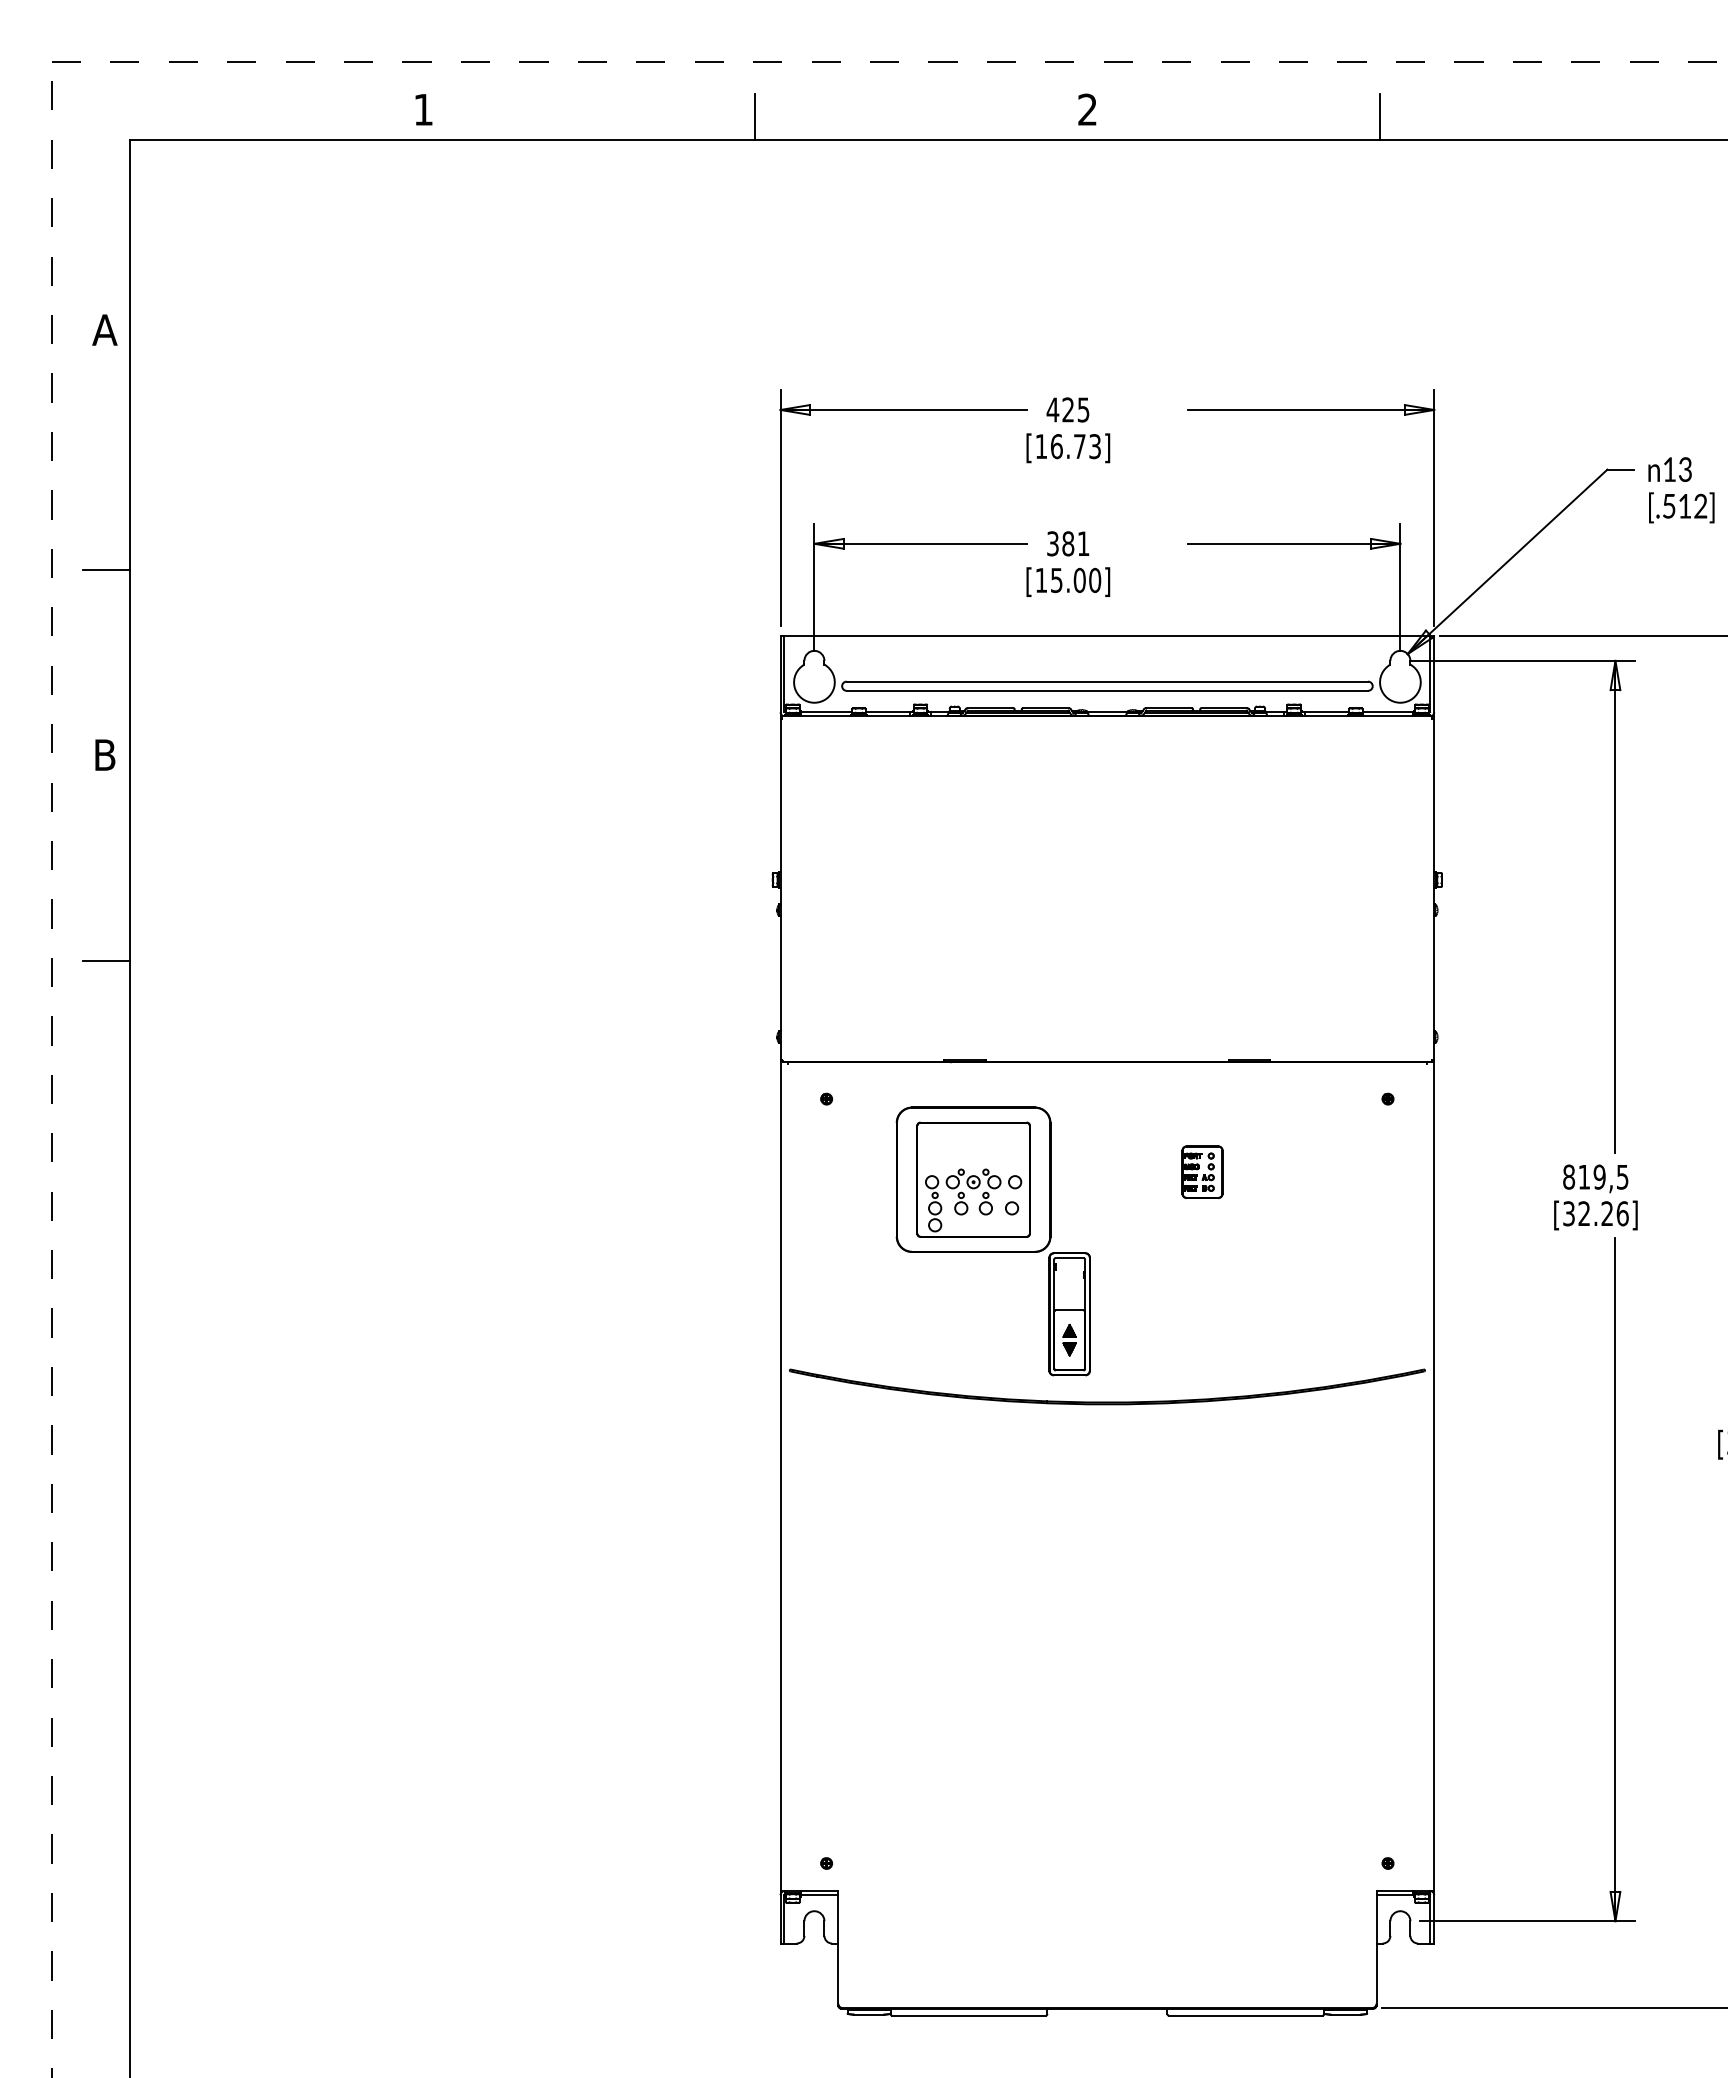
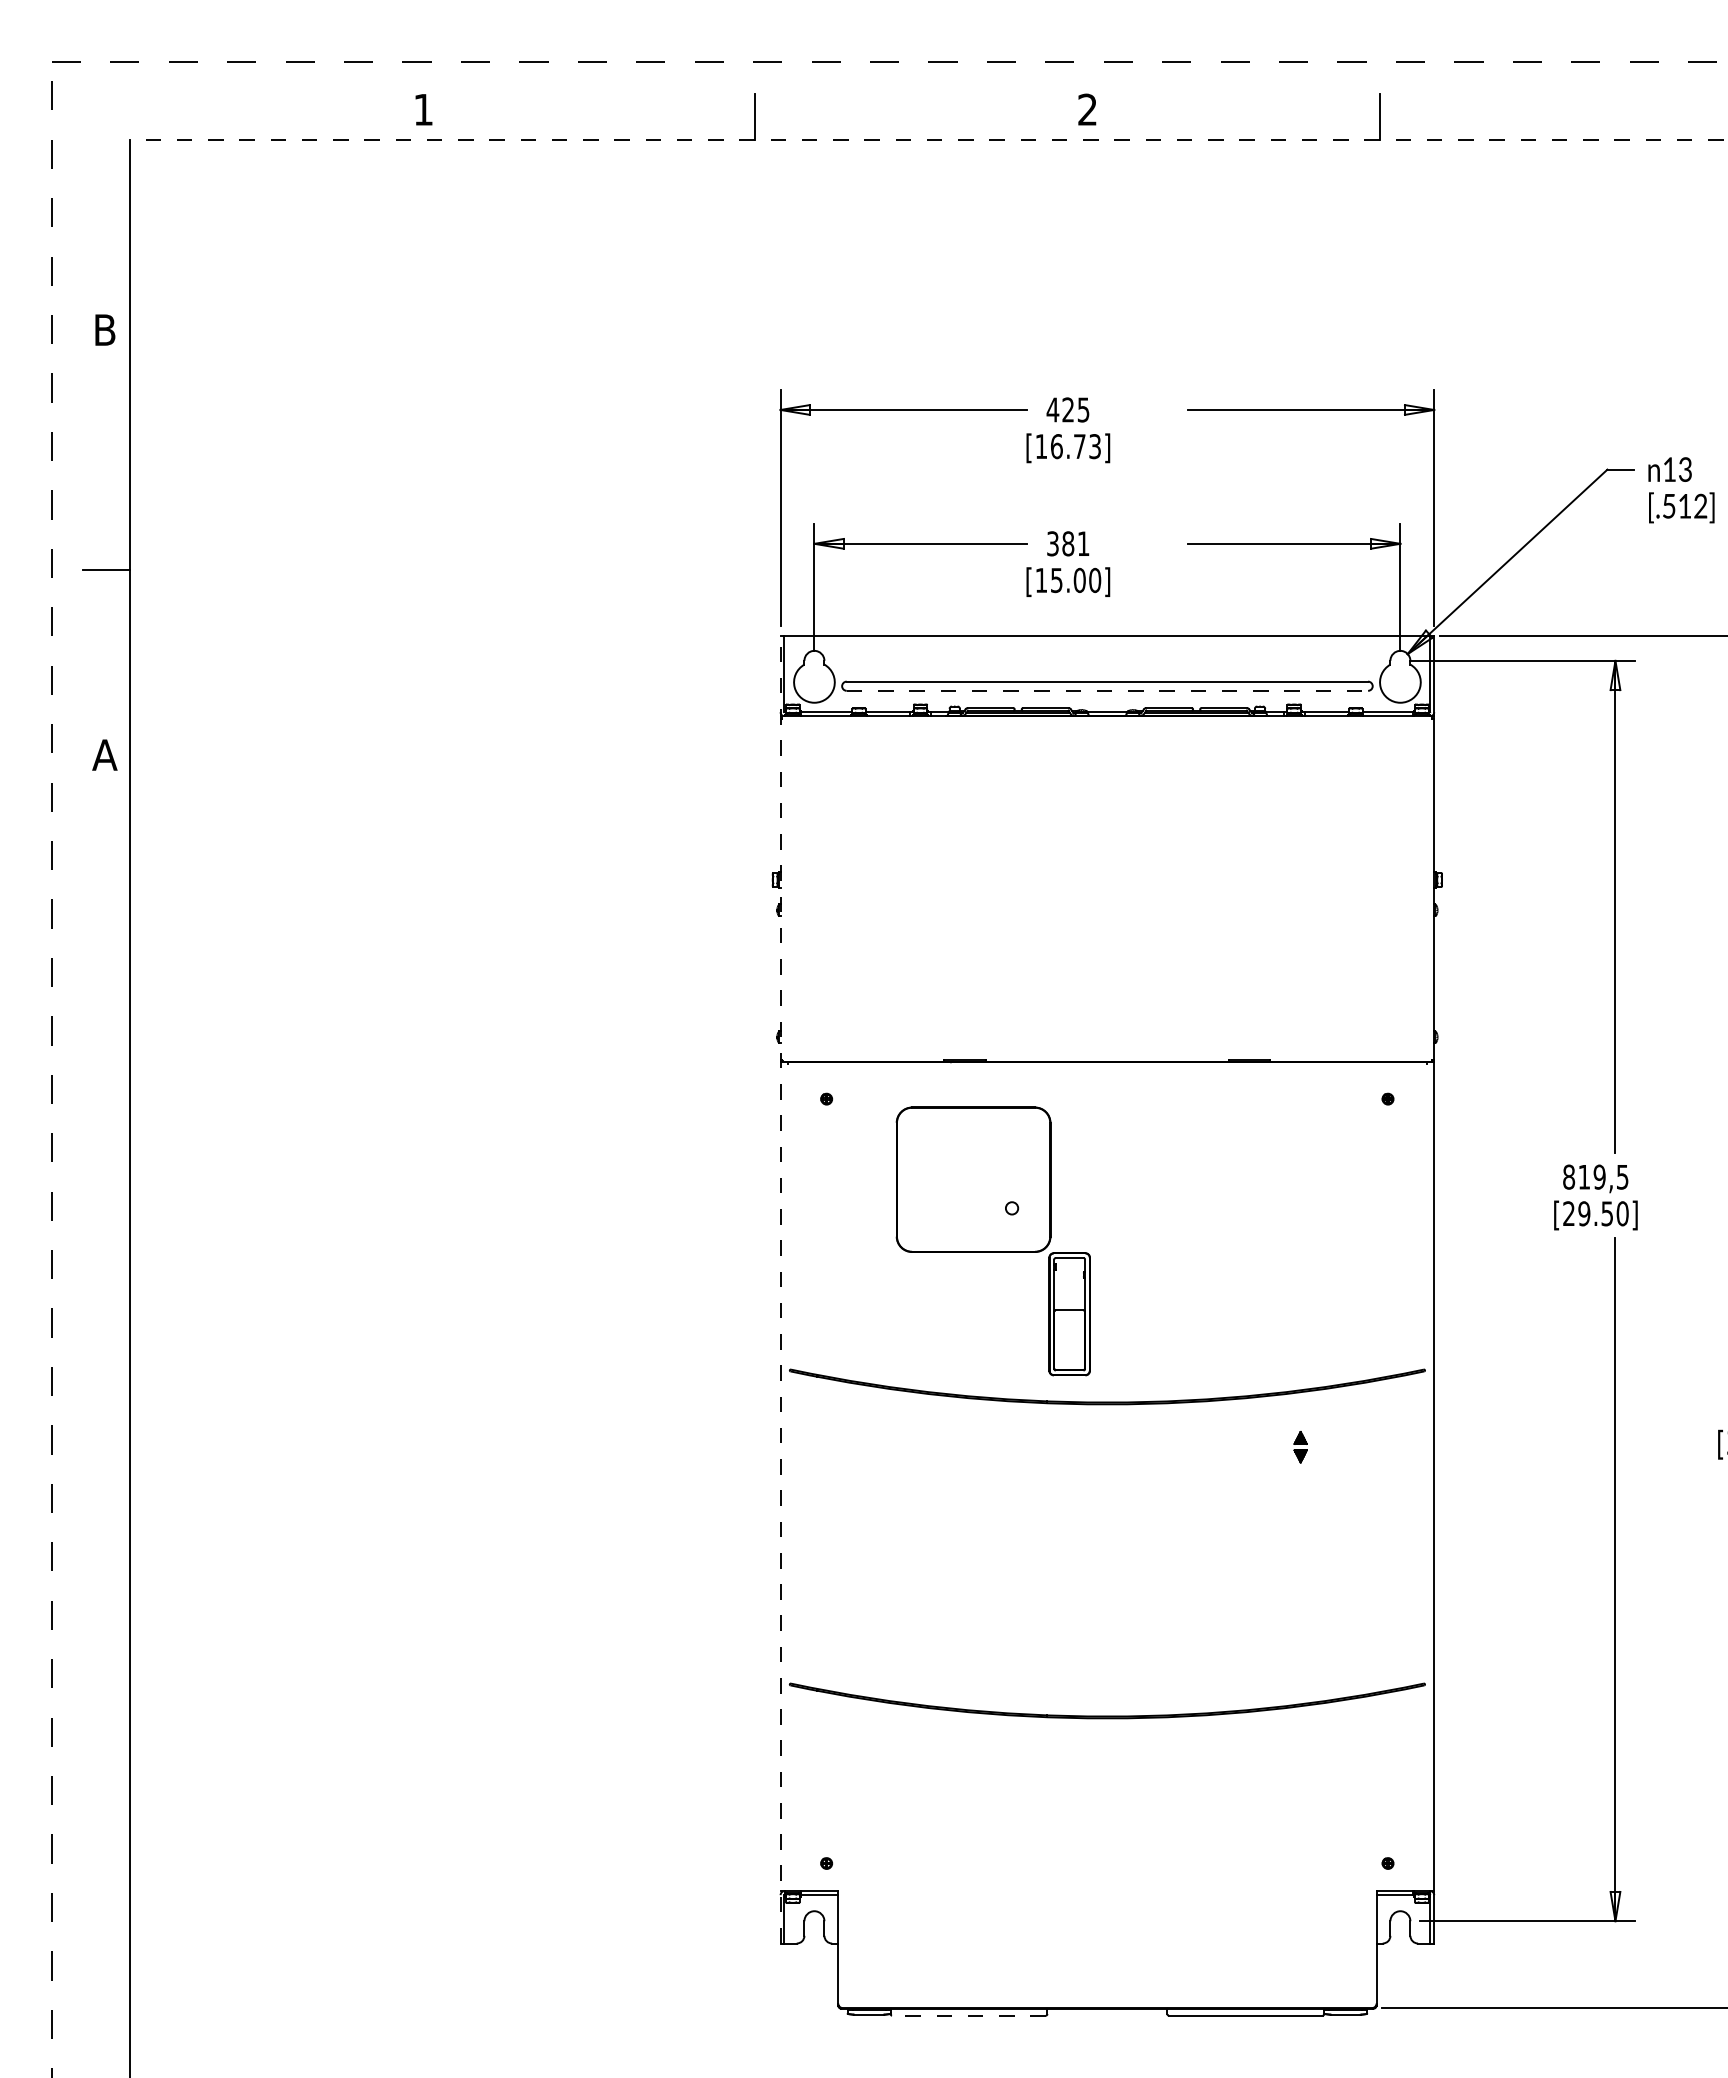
line: solid -> dashed (928, 140)
text: A -> B (104, 329)
line: solid -> dashed (1107, 690)
text: B -> A (104, 754)
line: present -> none (106, 960)
part: present -> none (1202, 1172)
part: present -> none (973, 1179)
text: [32.26] -> [29.50] (1595, 1213)
line: solid -> dashed (780, 1289)
part position: (1069, 1340) -> (1300, 1447) (1300, 1447)
part: none -> present (1107, 1715)
line: solid -> dashed (969, 2015)
